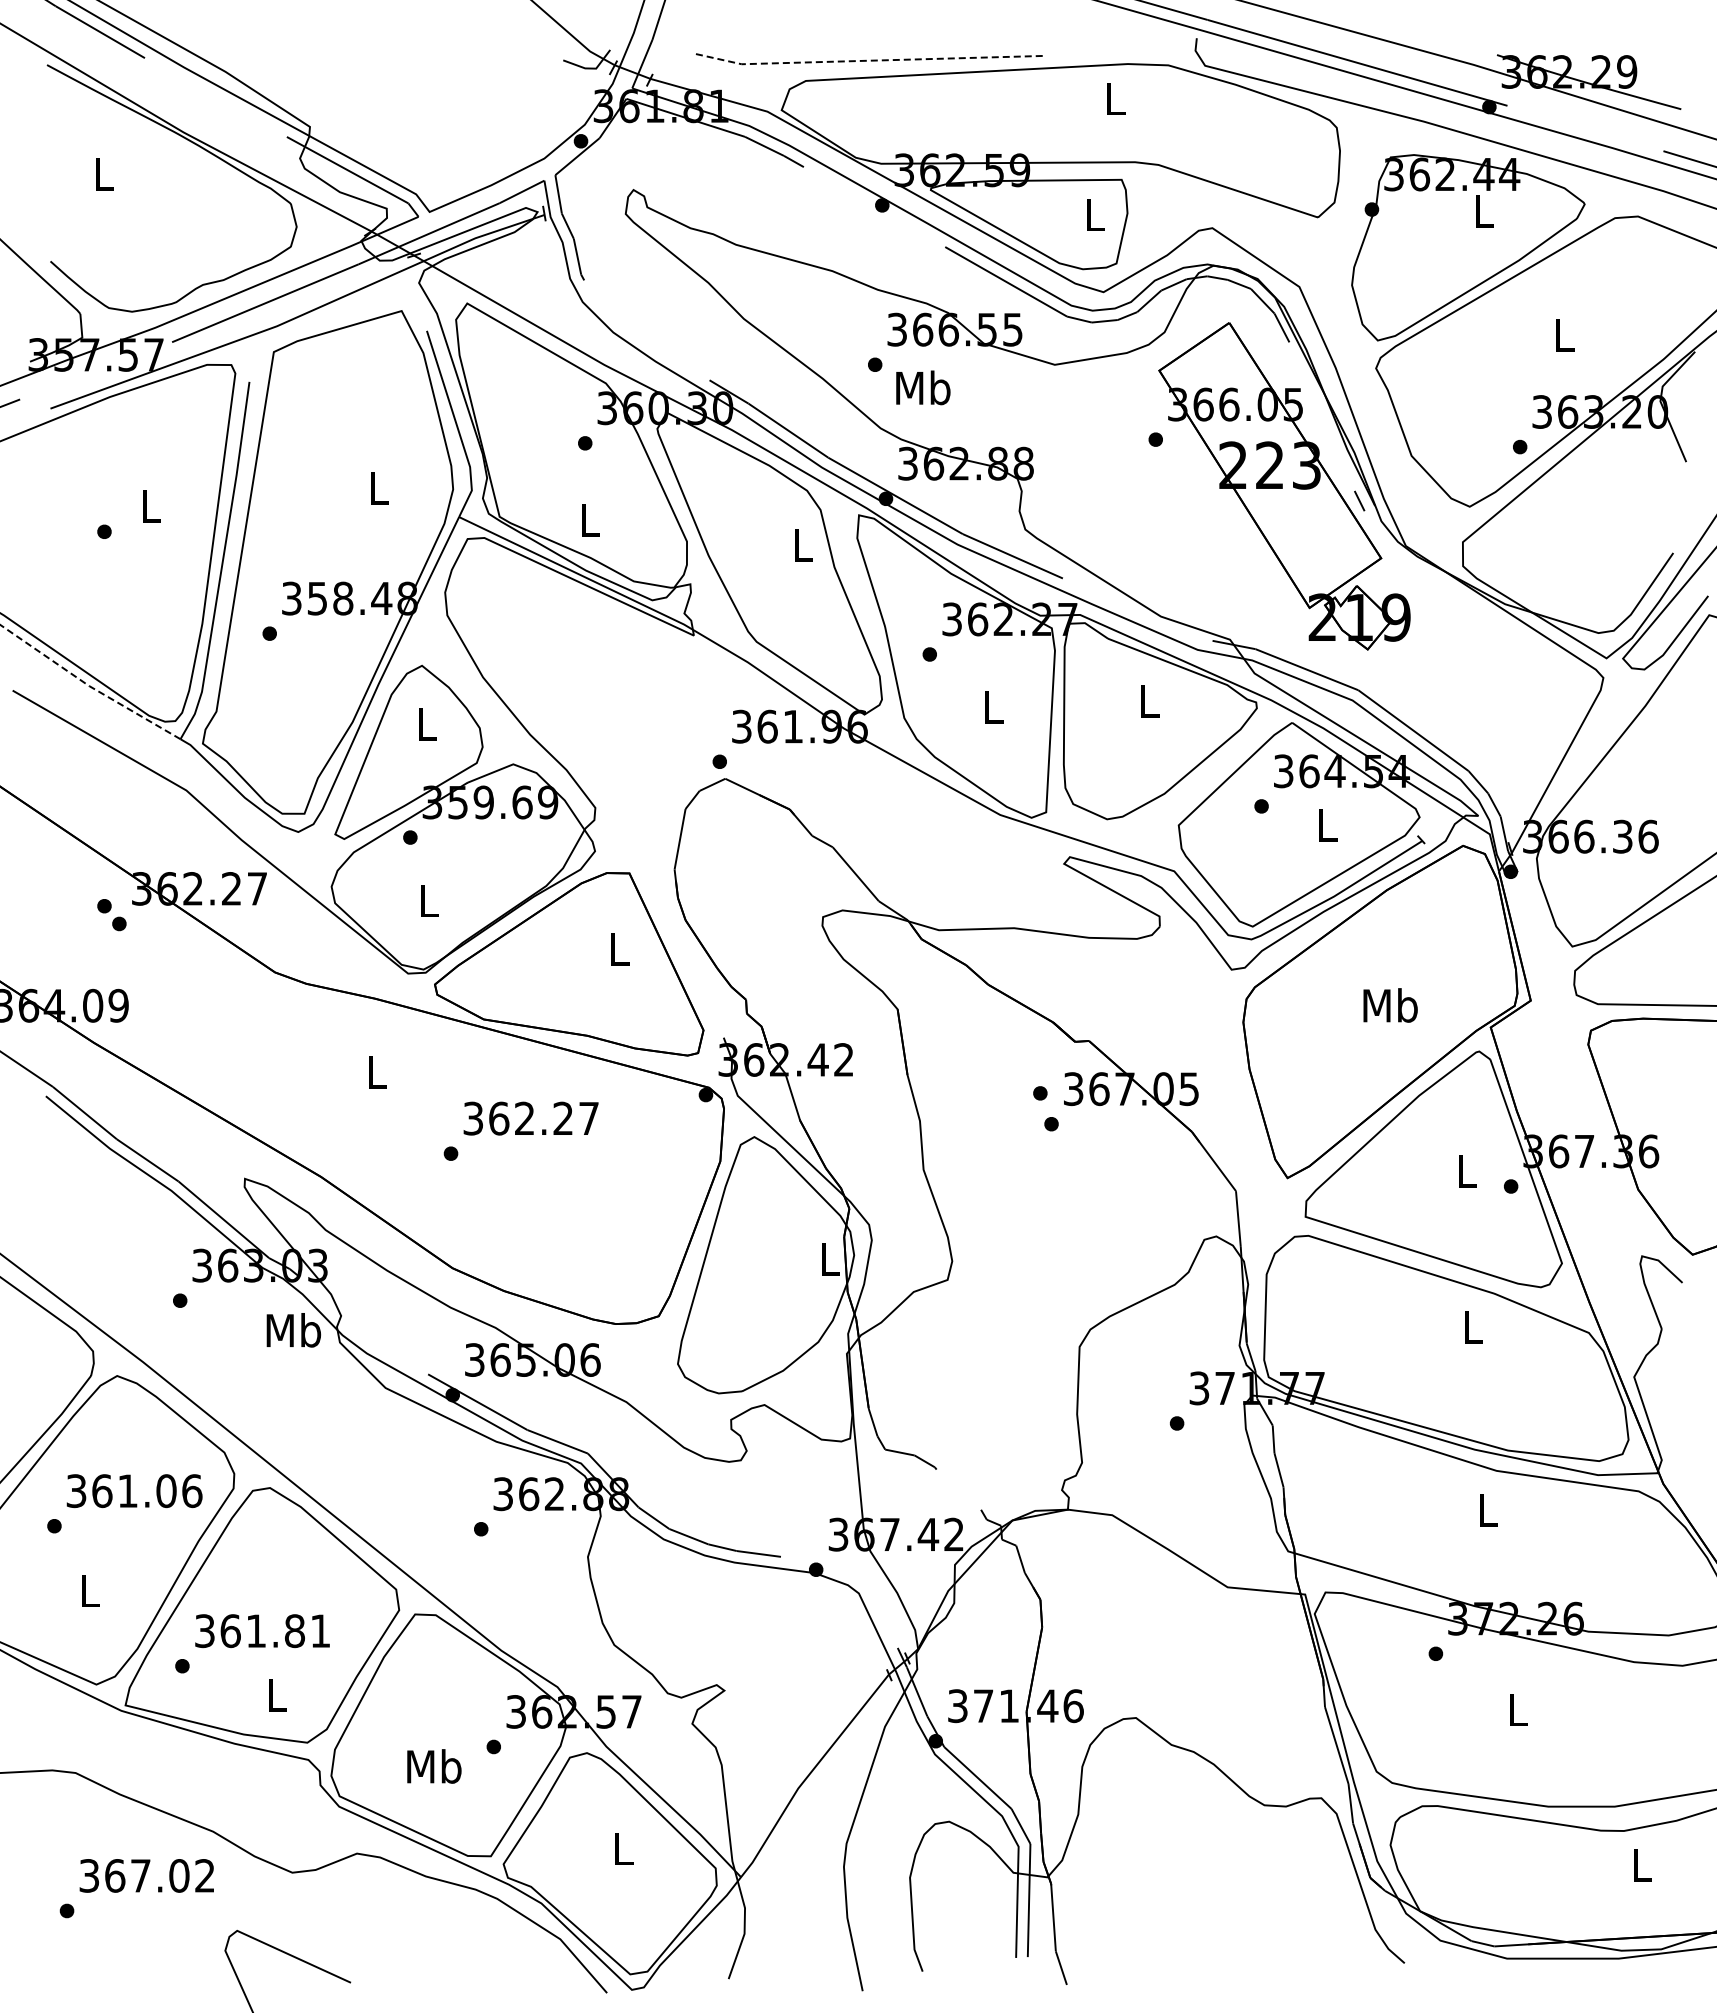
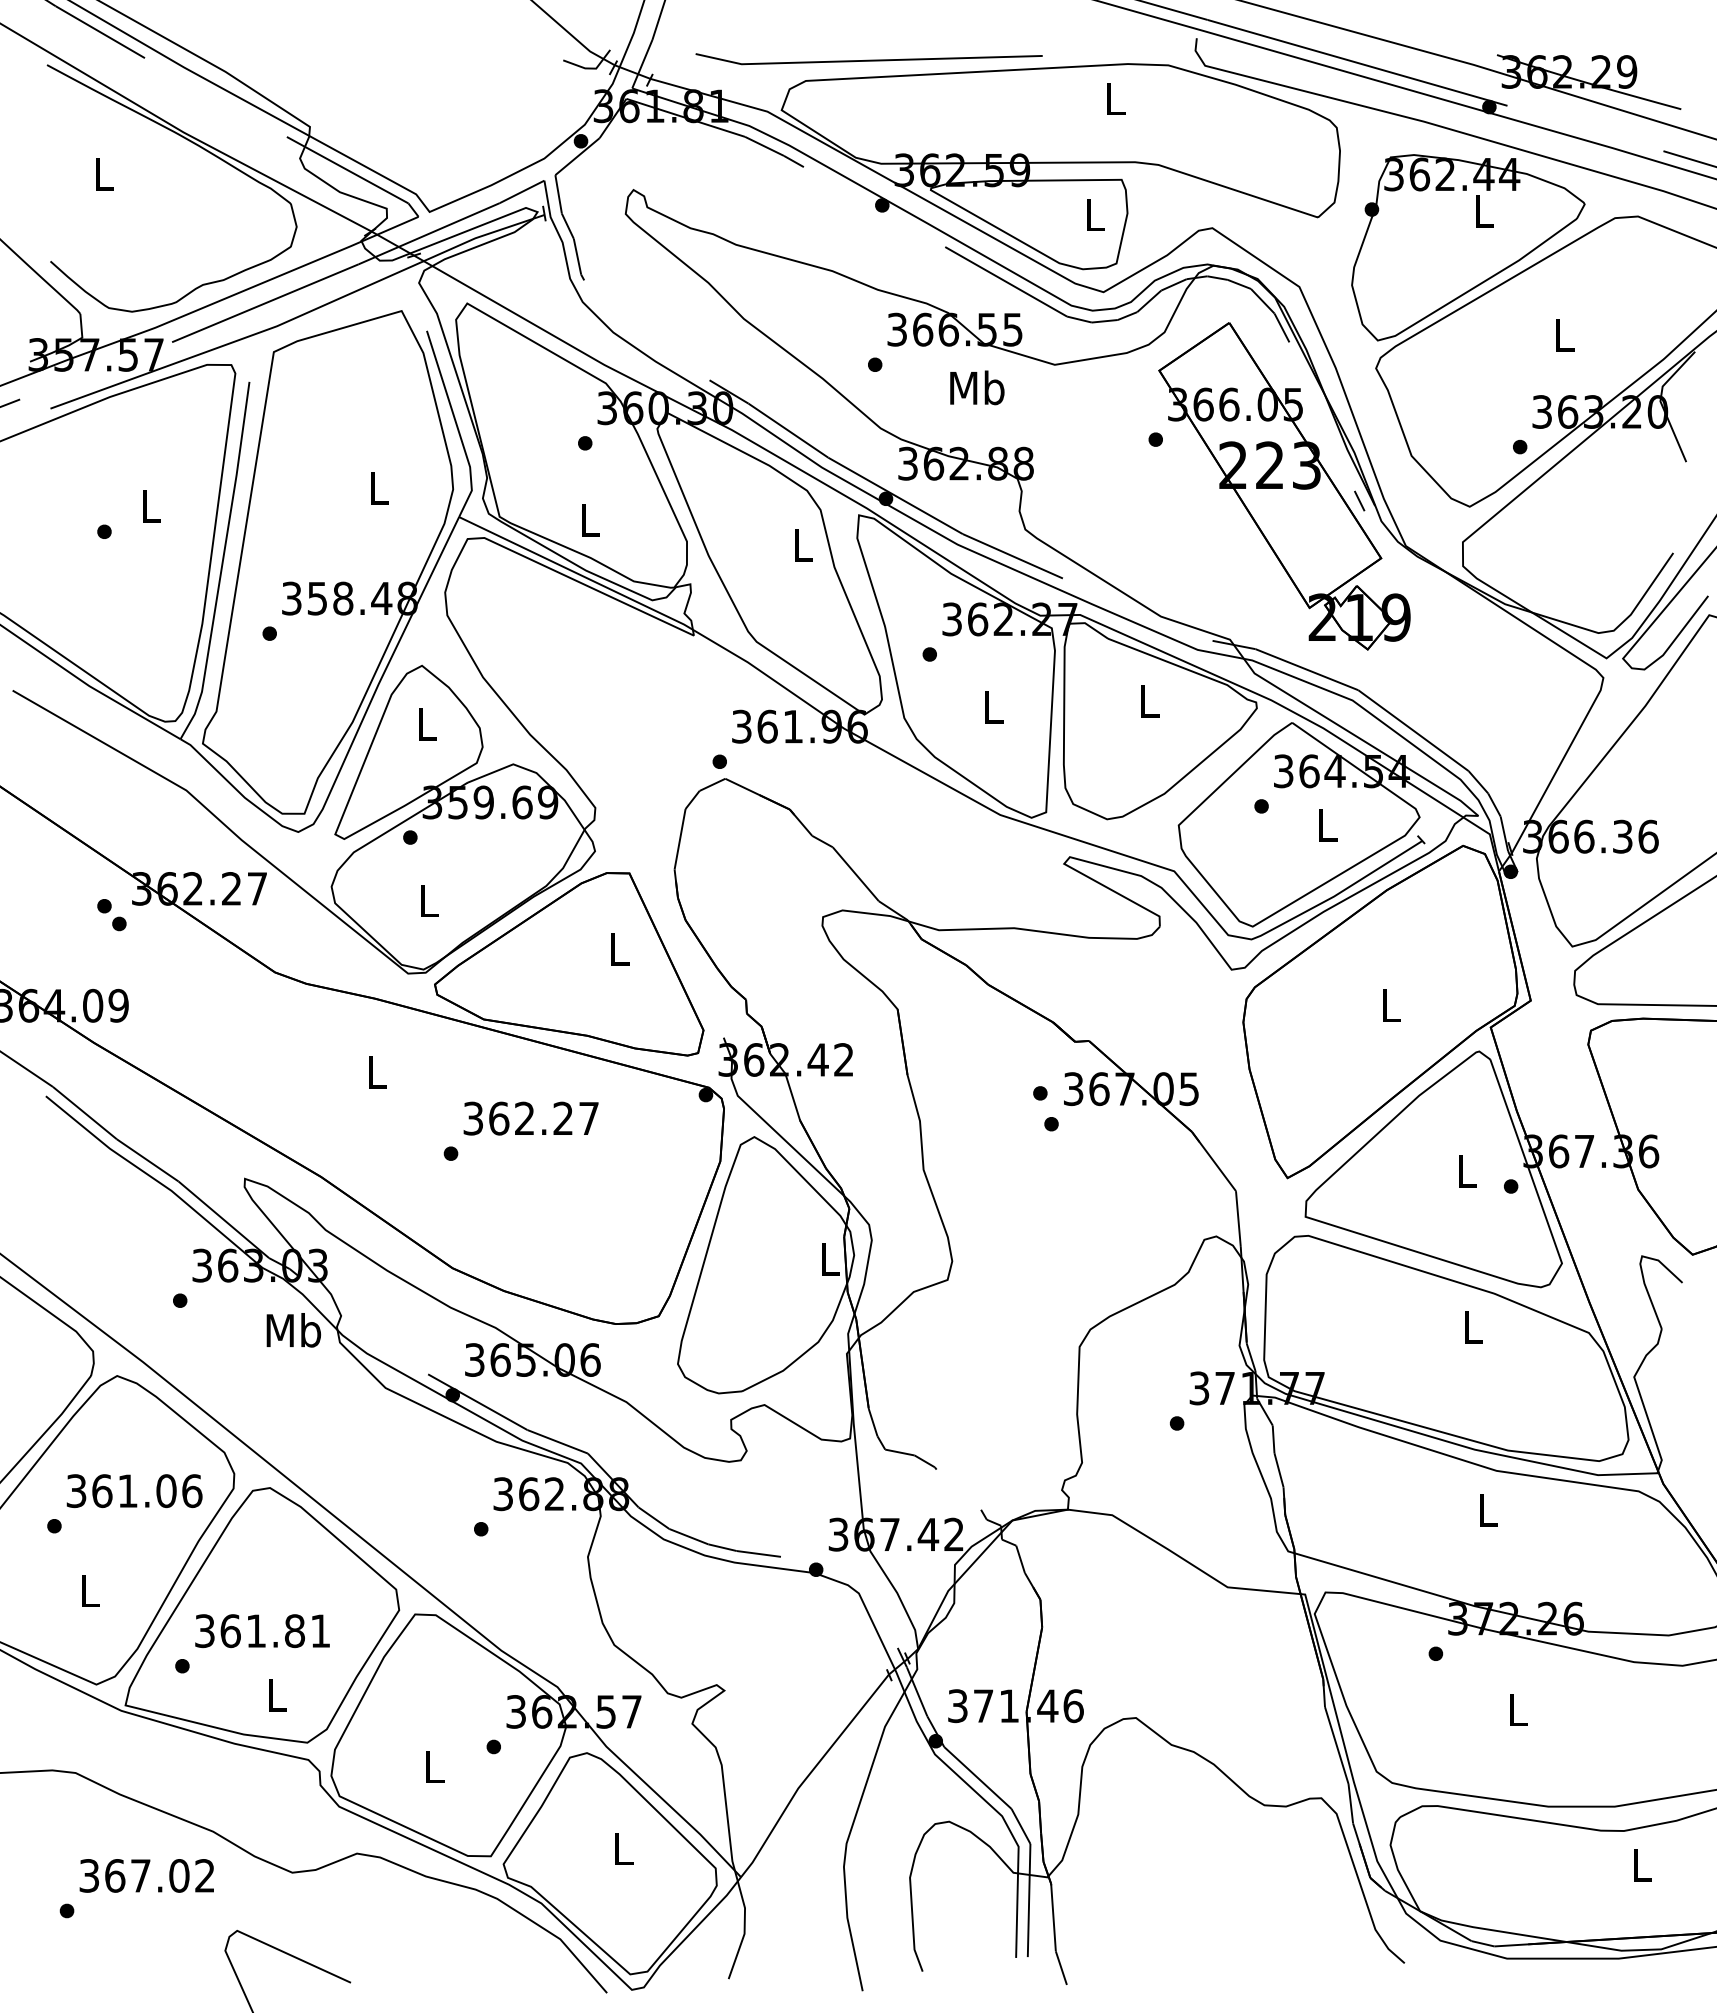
line: dashed -> solid (867, 60)
text position: (923, 387) -> (977, 387) (977, 387)
line: dashed -> solid (88, 685)
text: Mb -> L (1390, 1005)
text: Mb -> L (434, 1766)
